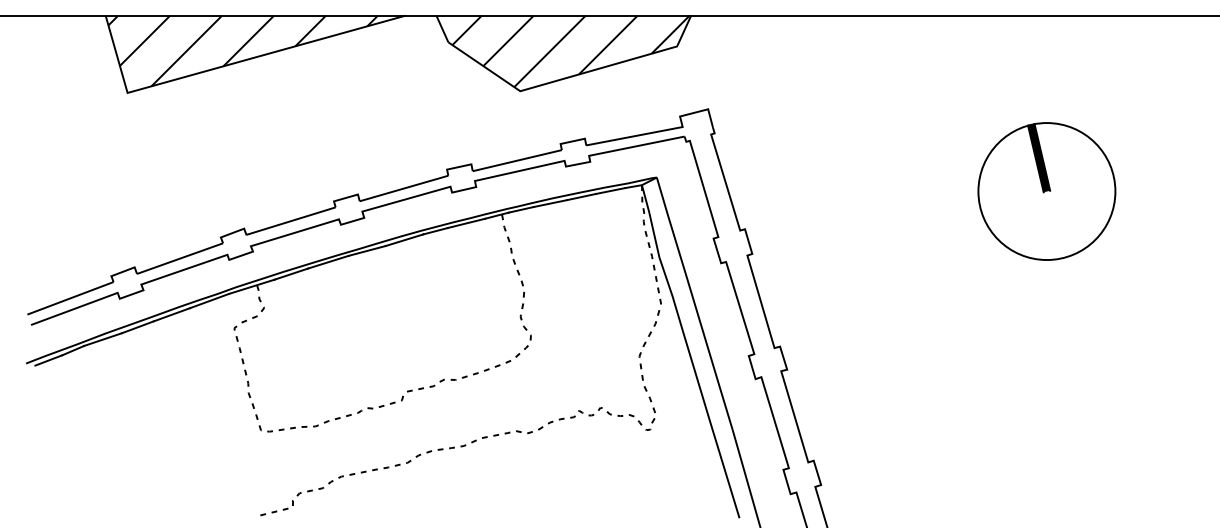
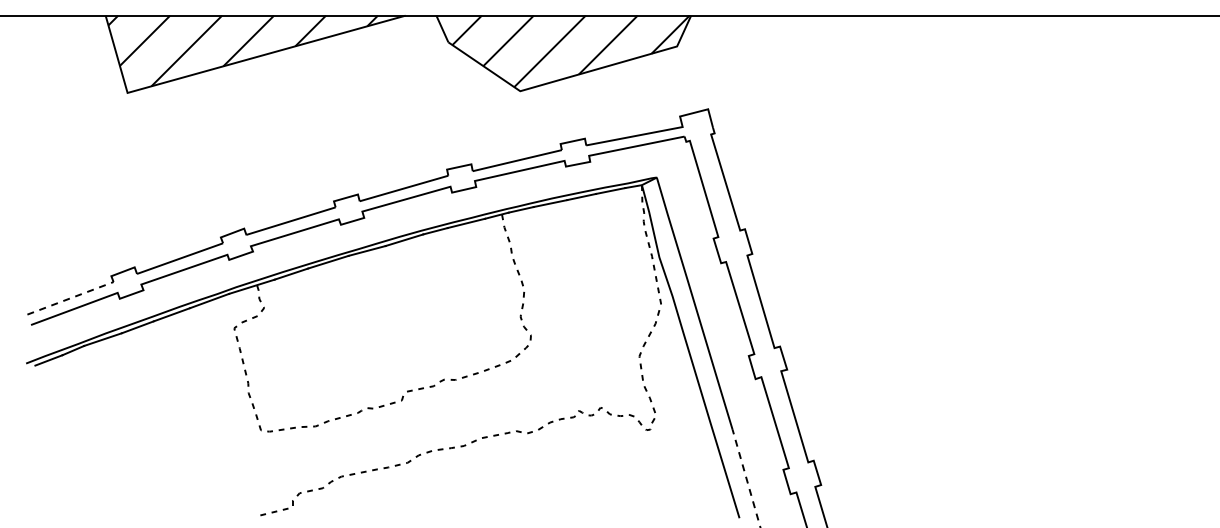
part: present -> none (1046, 191)
line: solid -> dashed (70, 298)
line: solid -> dashed (746, 478)
